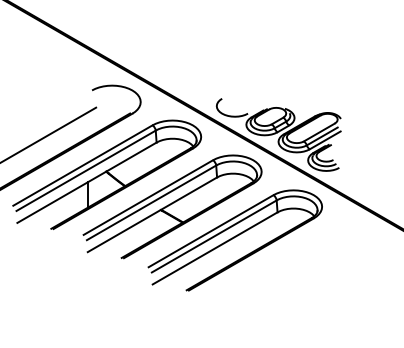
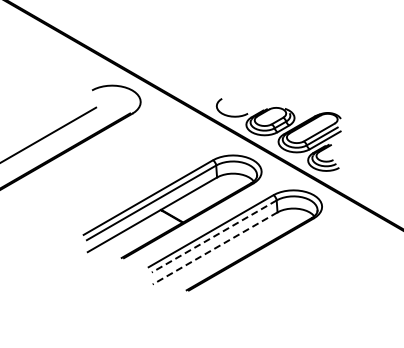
part: present -> none (106, 174)
line: solid -> dashed (213, 236)
line: solid -> dashed (214, 248)
